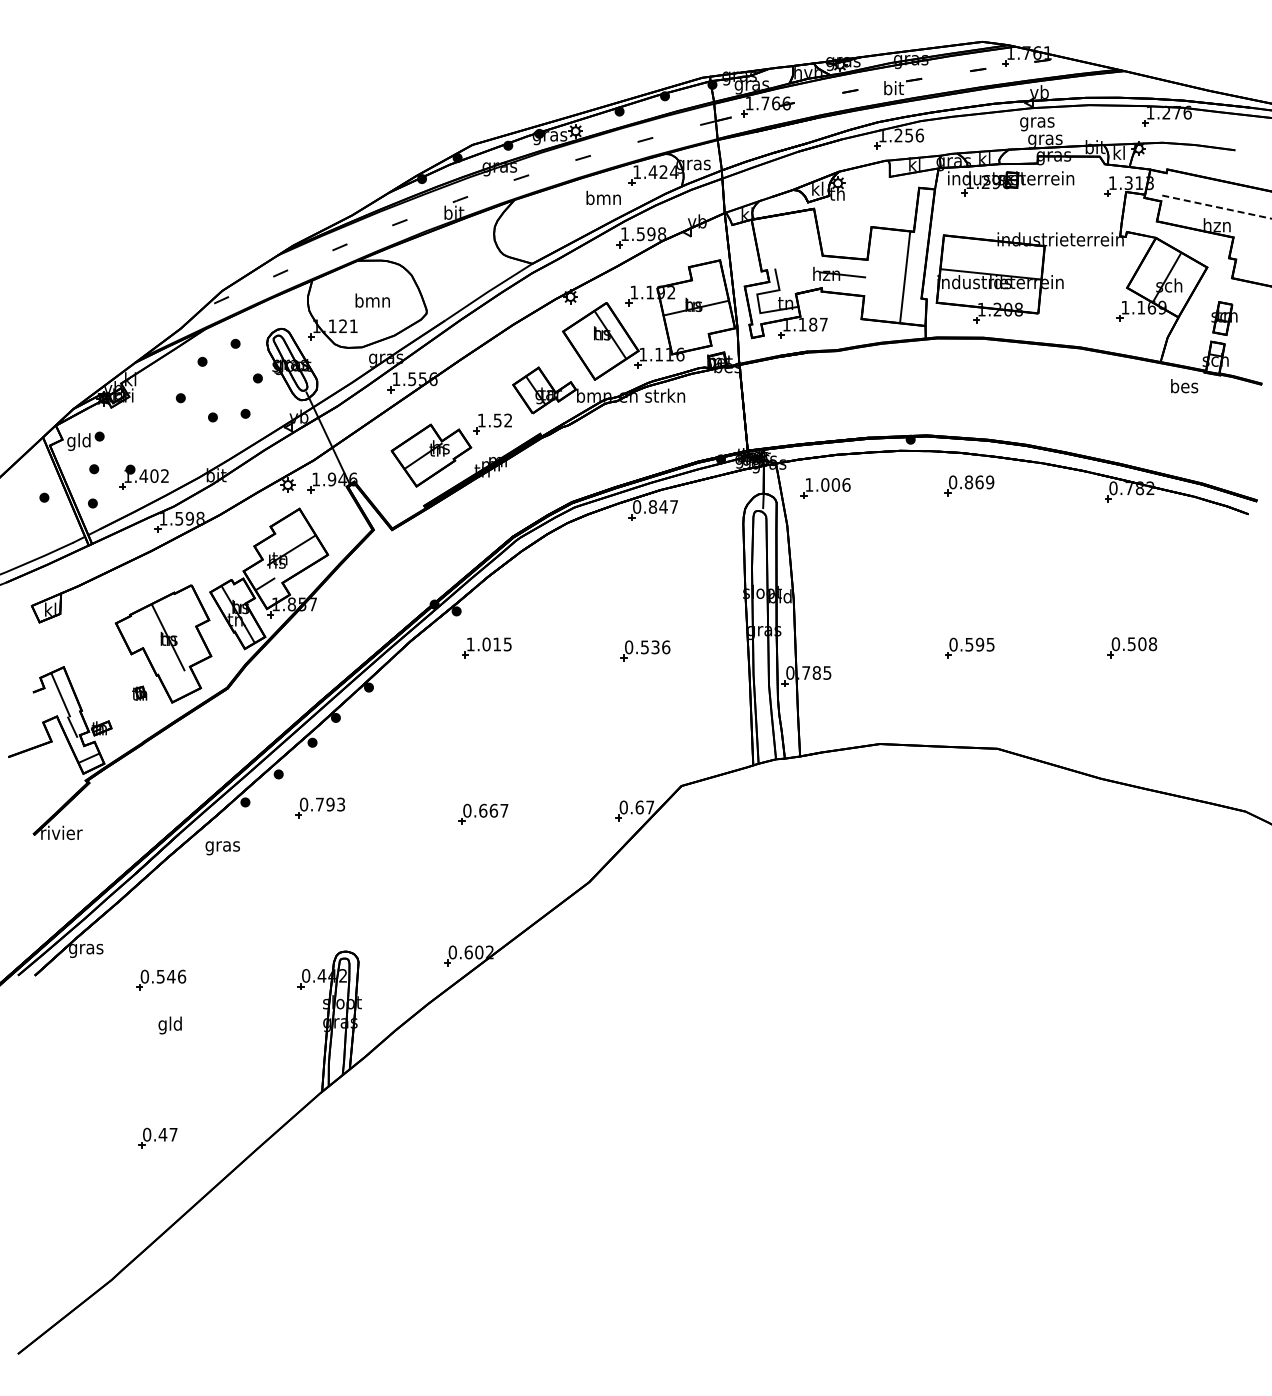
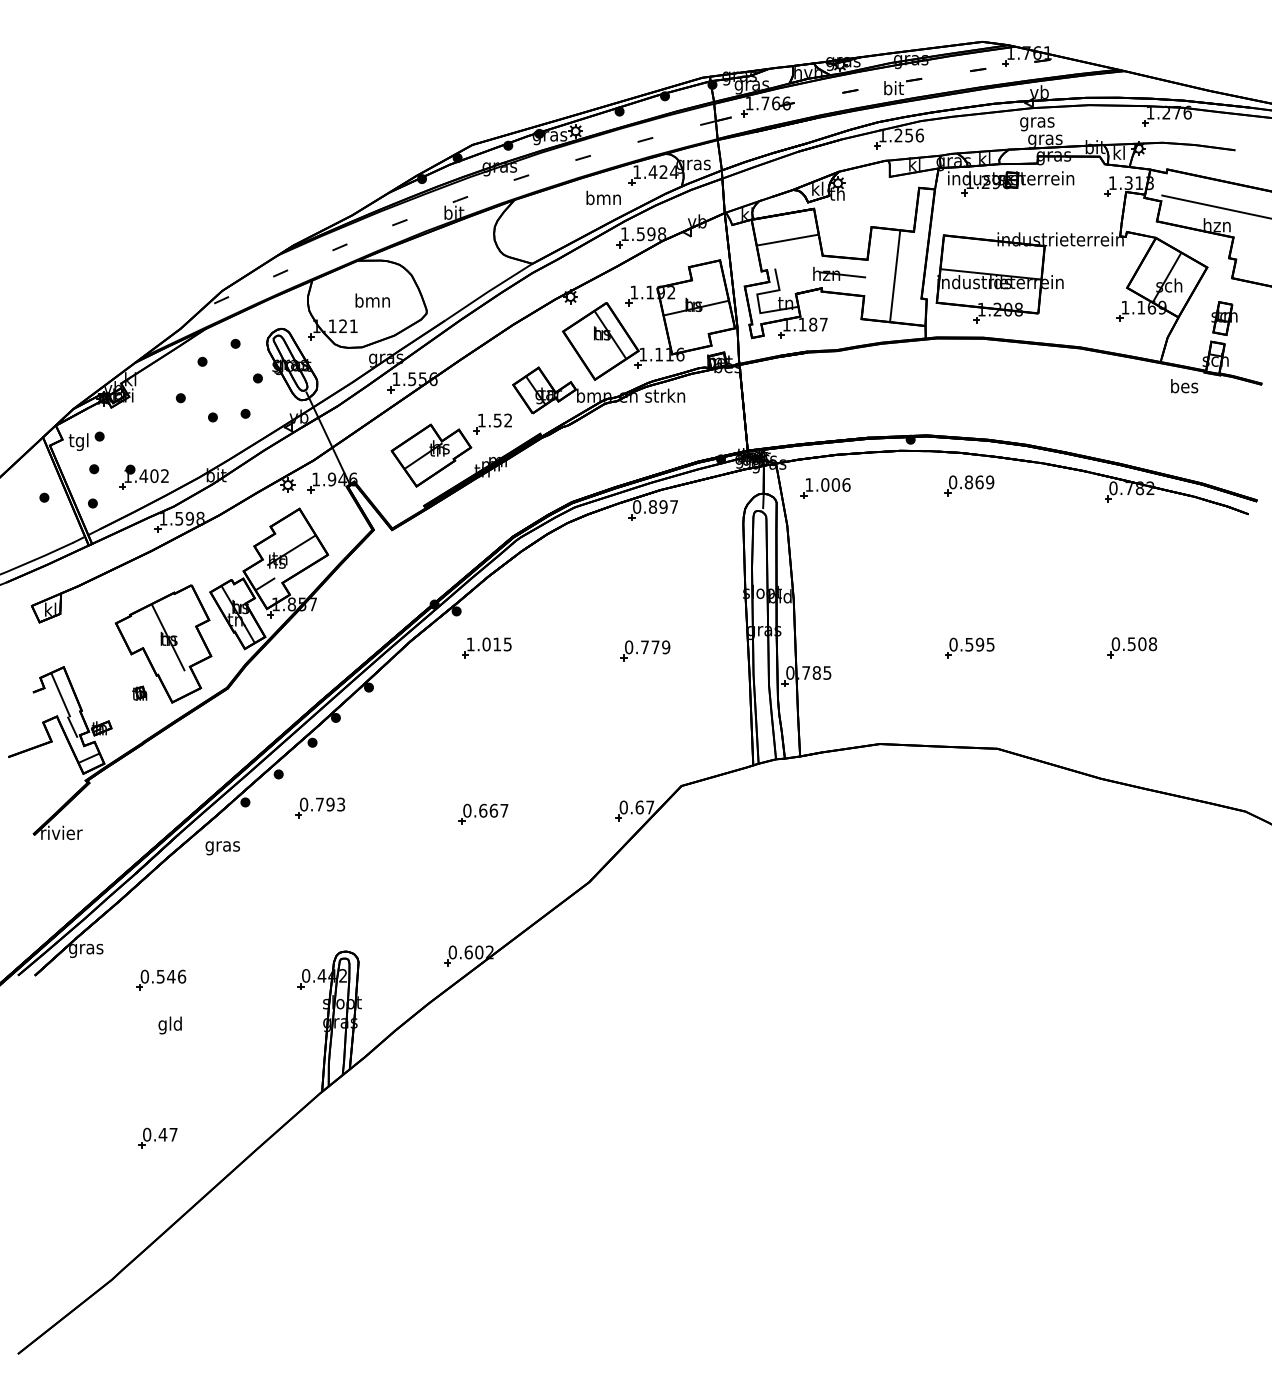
line: dashed -> solid (1217, 207)
line: none -> present (787, 239)
line position: (905, 276) -> (895, 275) (895, 275)
text: gld -> tgl (78, 441)
text: 0.847 -> 0.897 (663, 506)
text: 0.536 -> 0.779 (655, 647)
